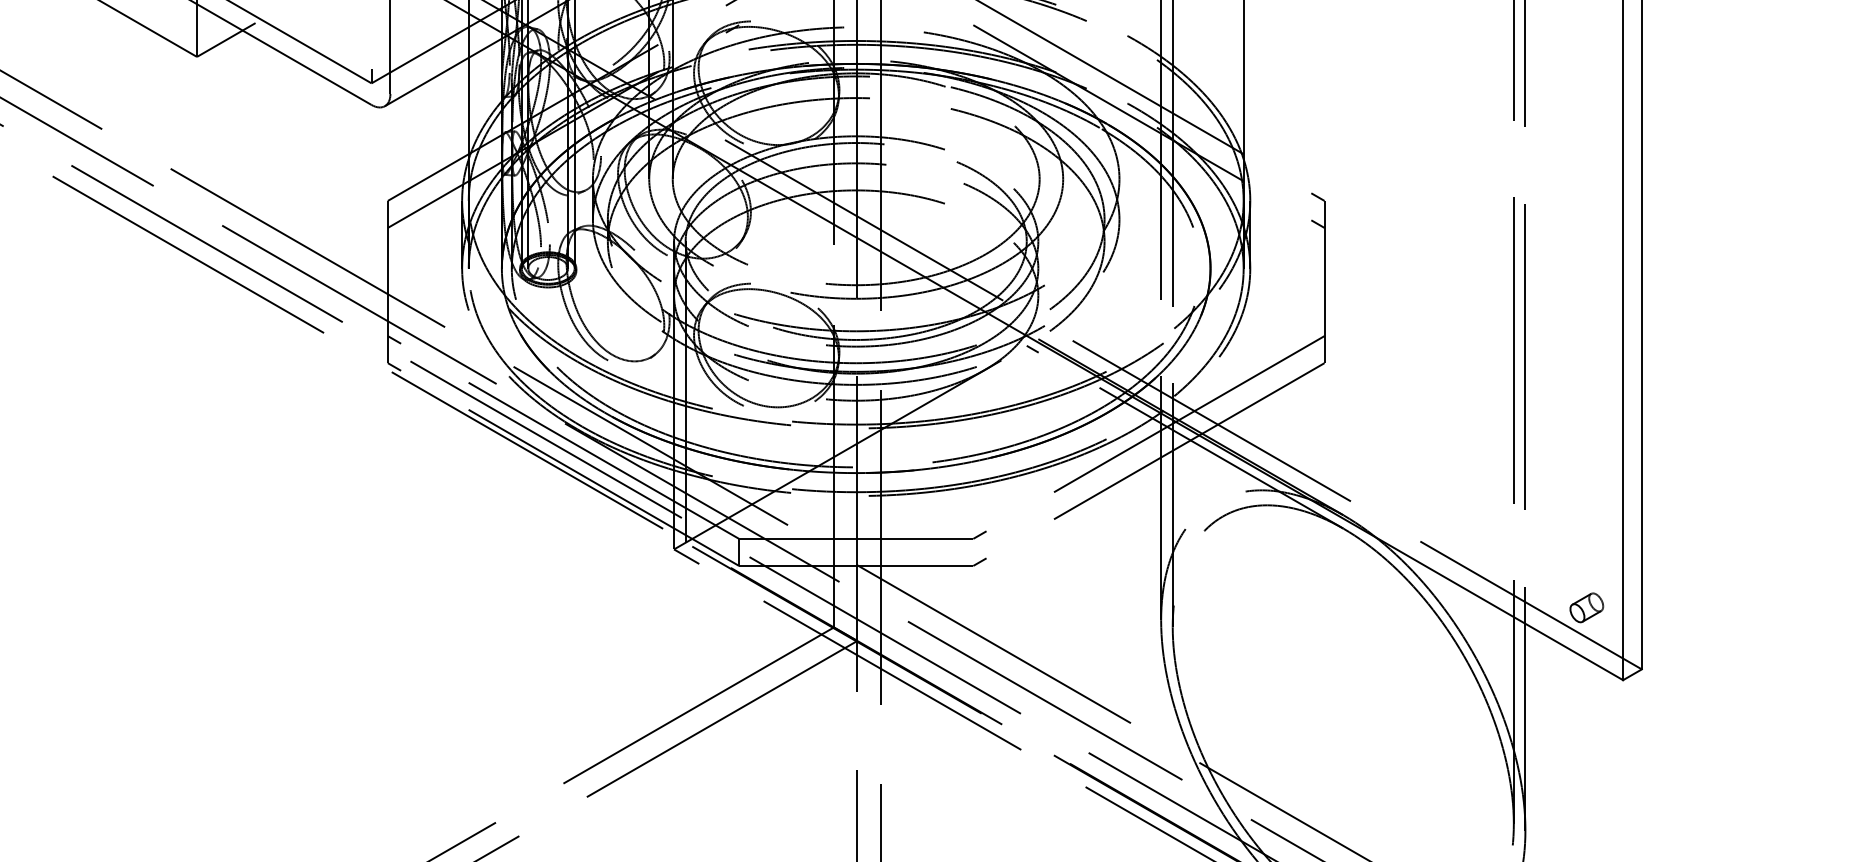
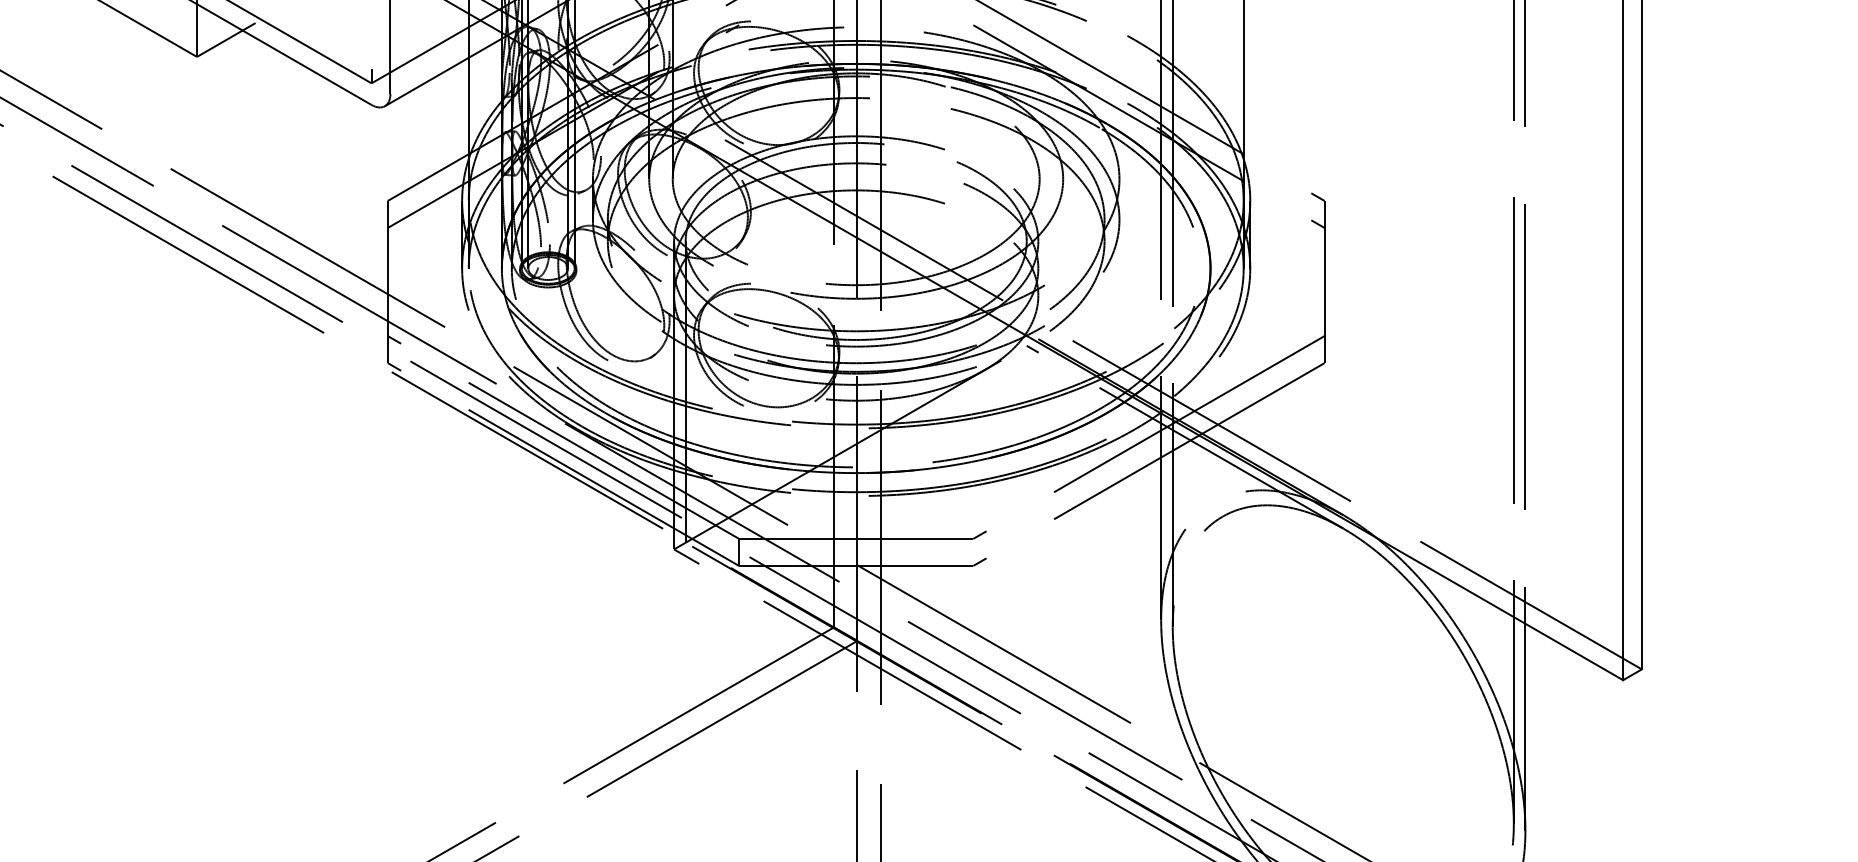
part: present -> none (1586, 607)
